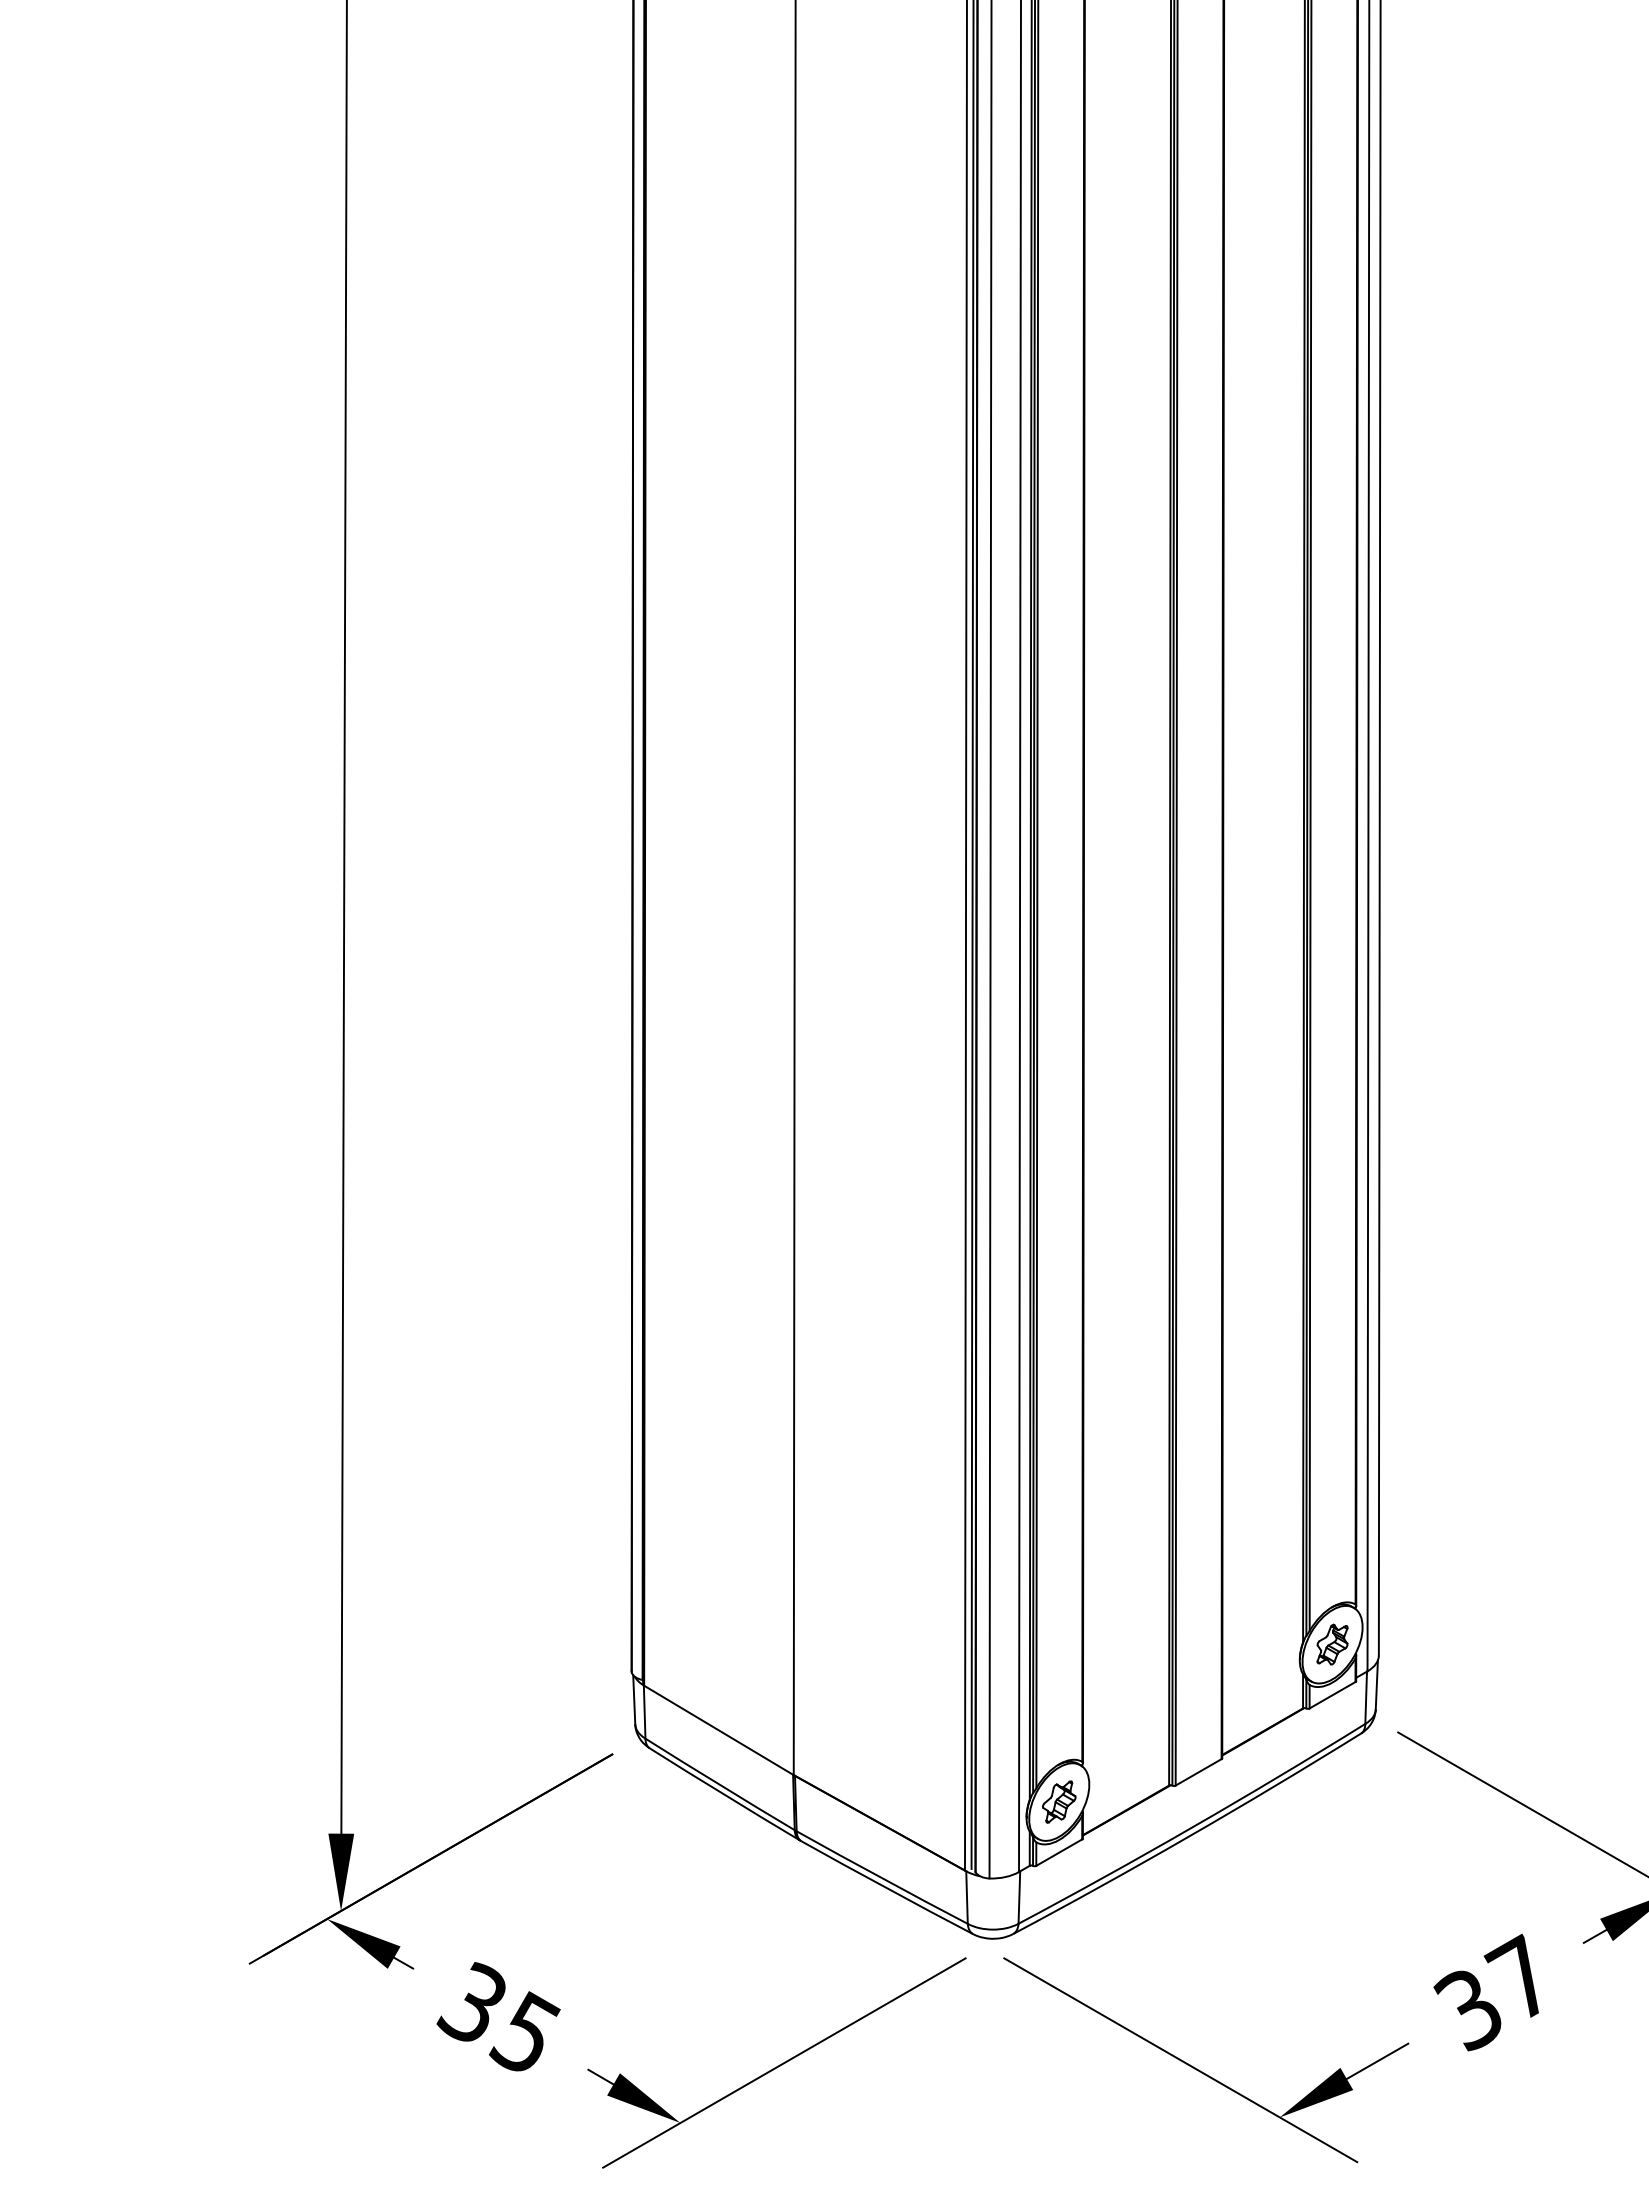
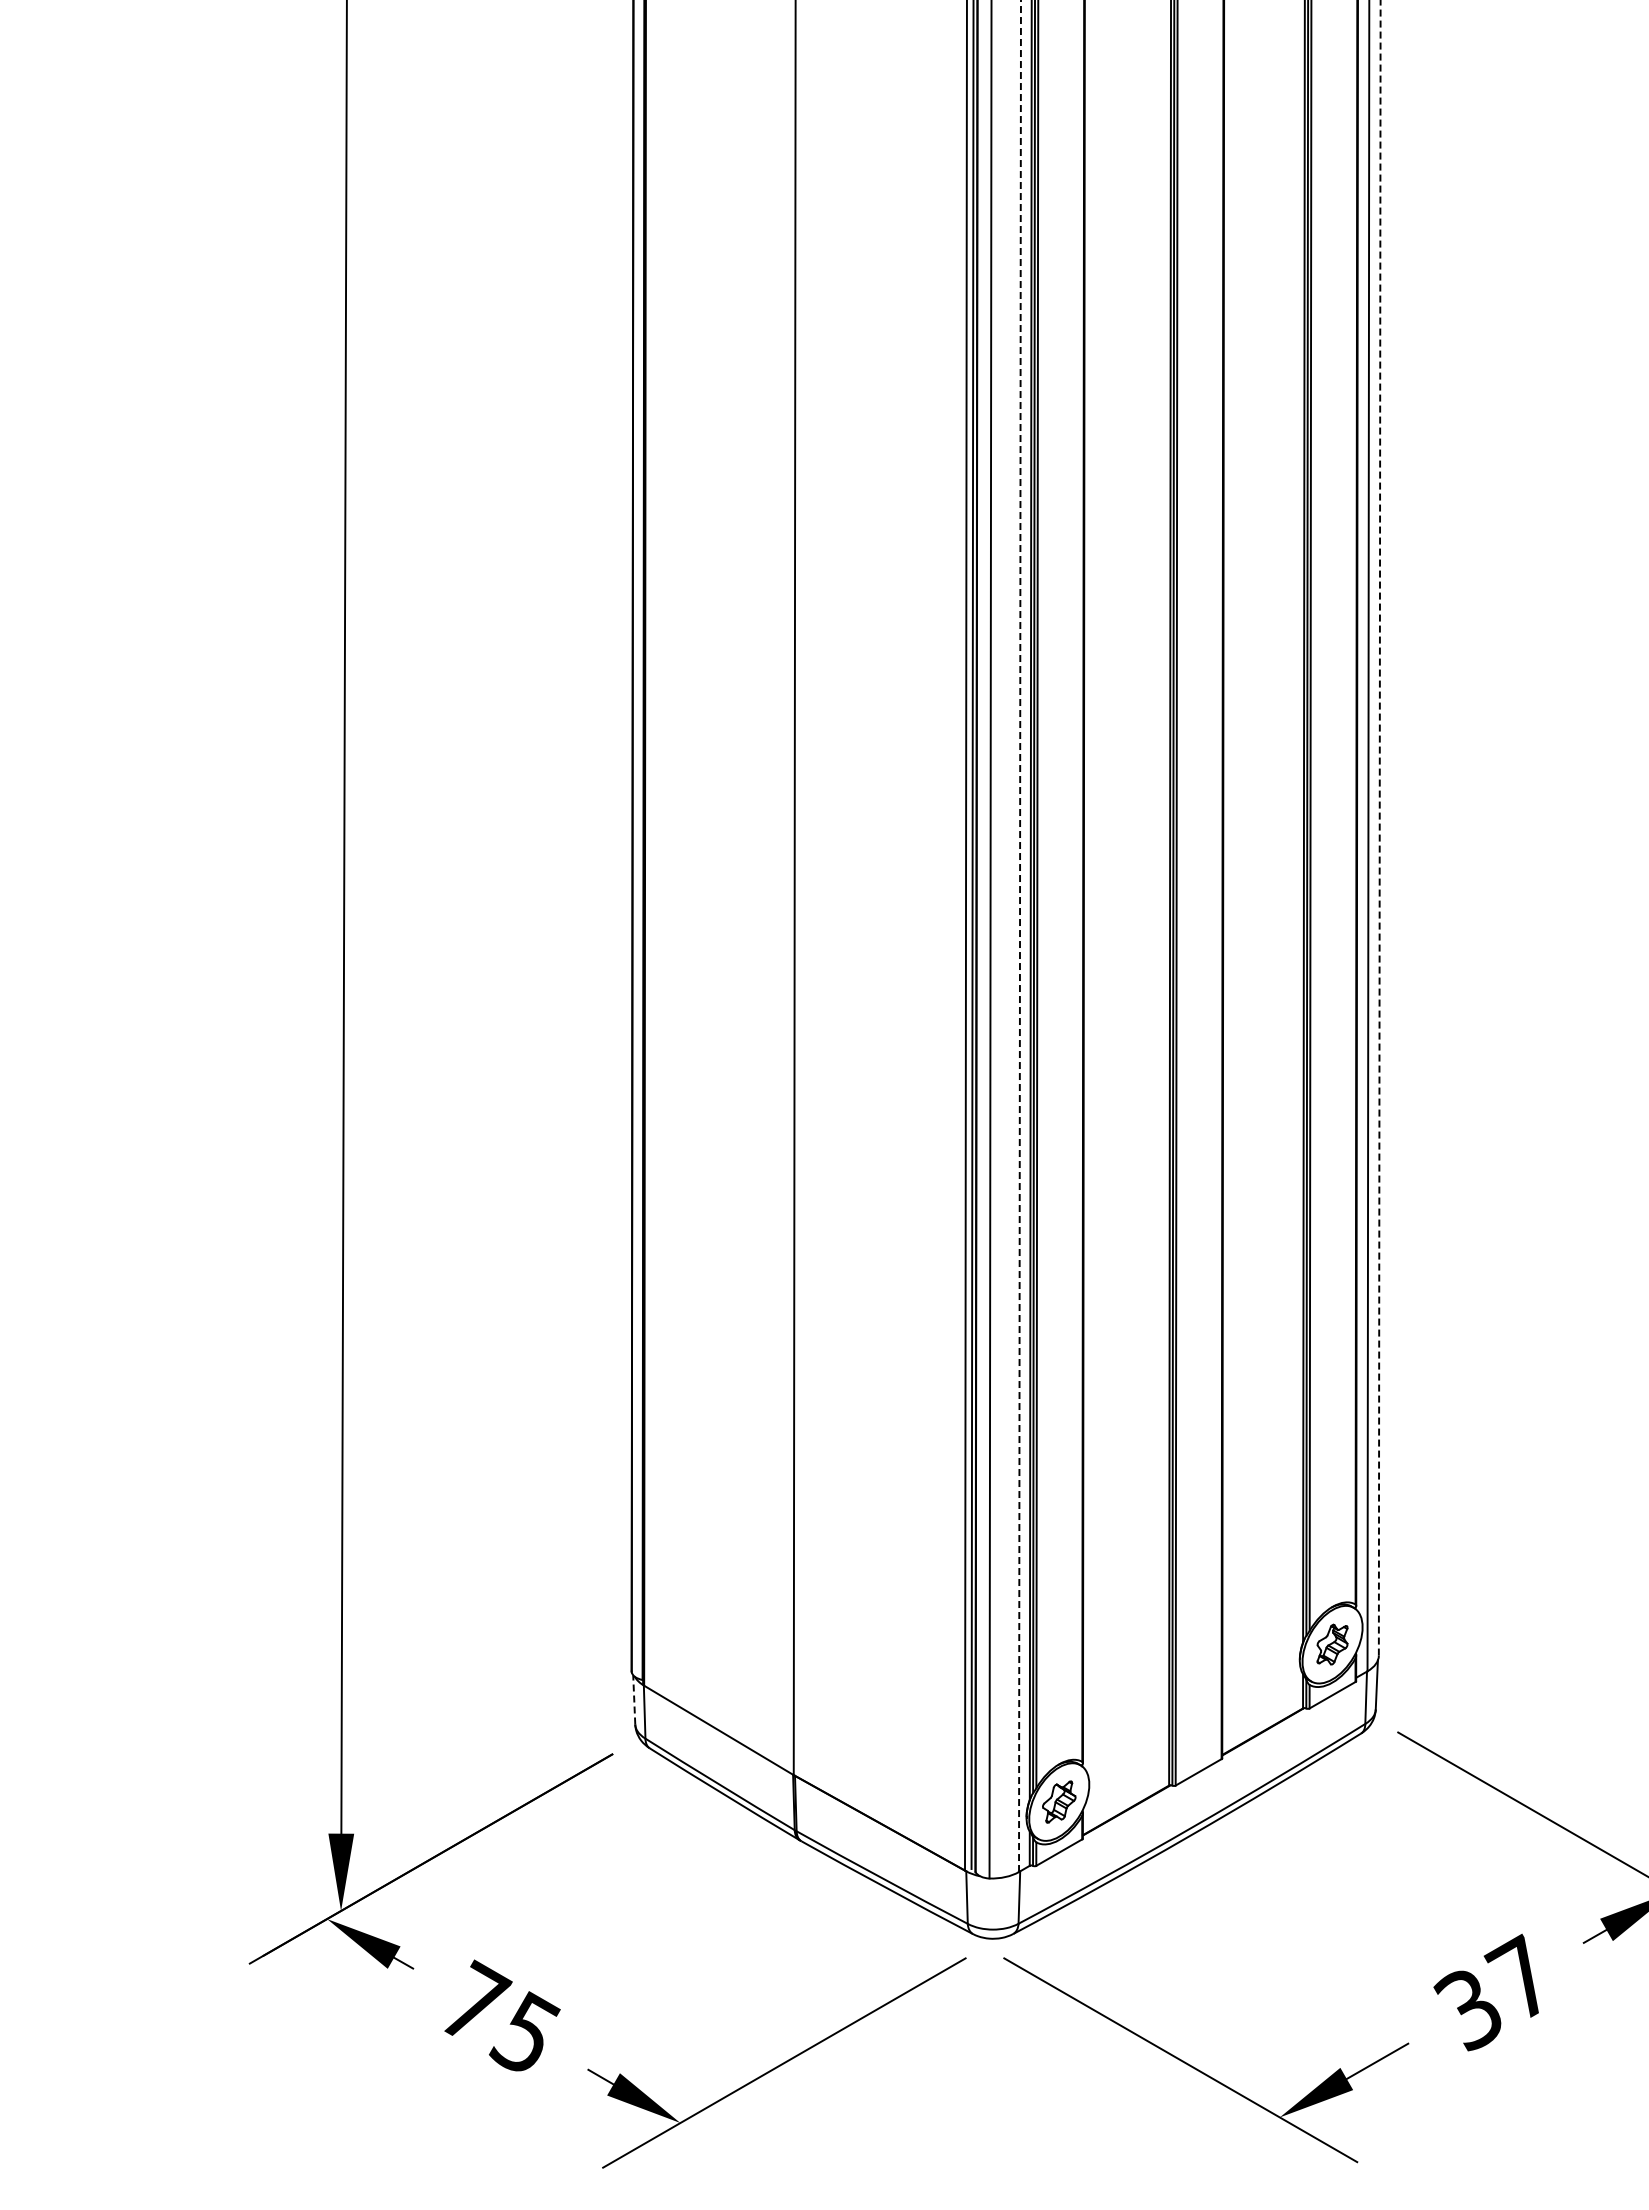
line: solid -> dashed (1379, 827)
line: solid -> dashed (1020, 936)
line: solid -> dashed (634, 1699)
text: 35 -> 75 (474, 2000)
